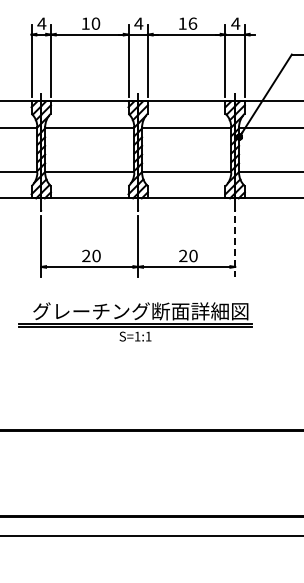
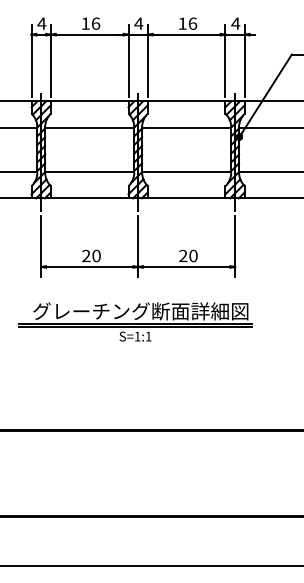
text: 10 -> 16 (95, 23)
line: dashed -> solid (235, 246)
line position: (151, 535) -> (151, 565) (151, 565)
